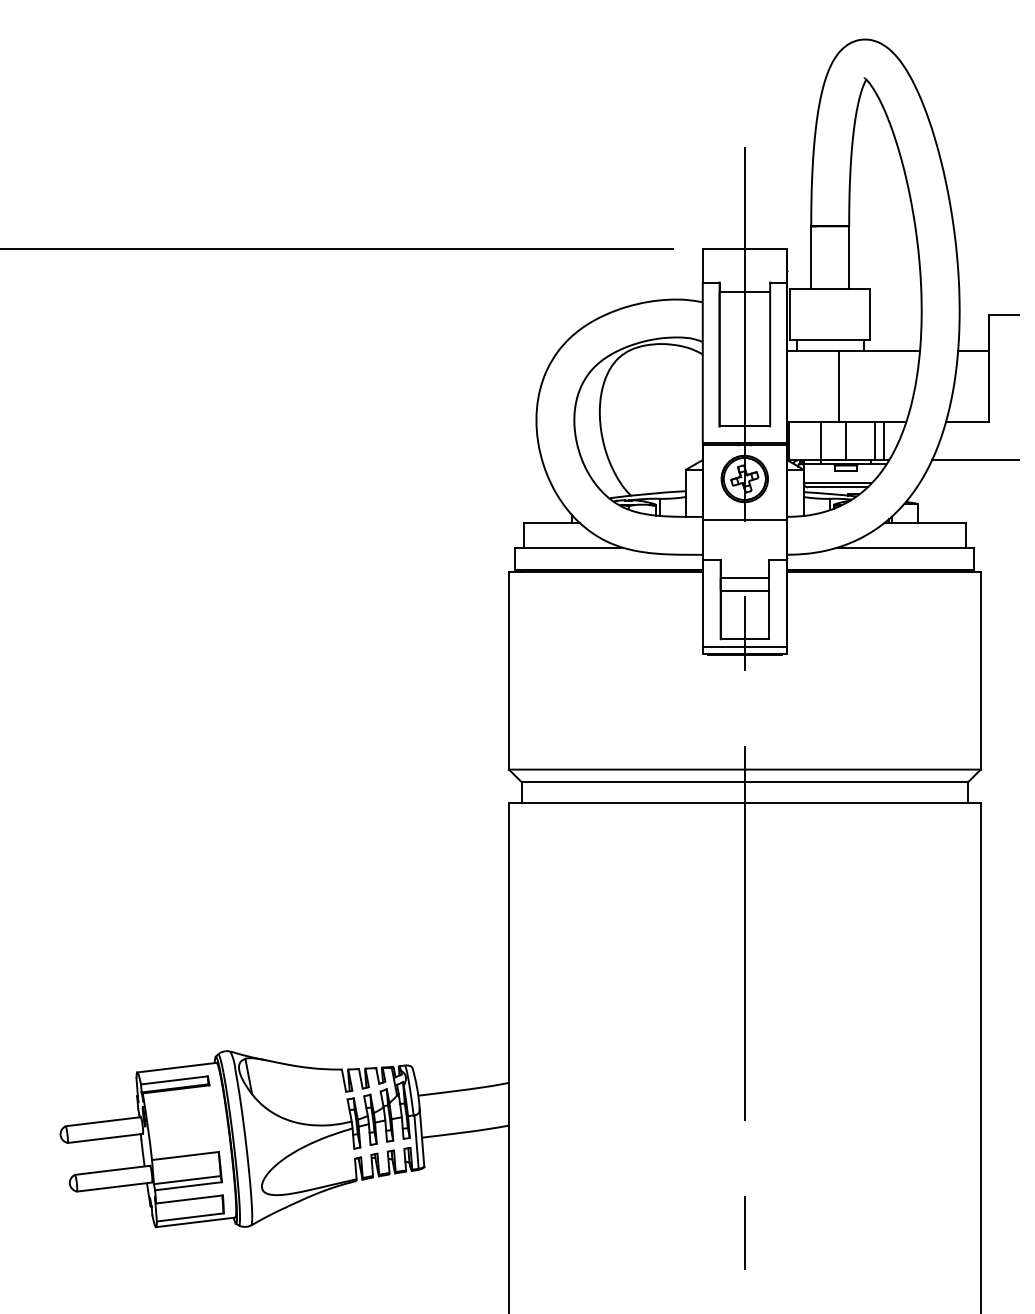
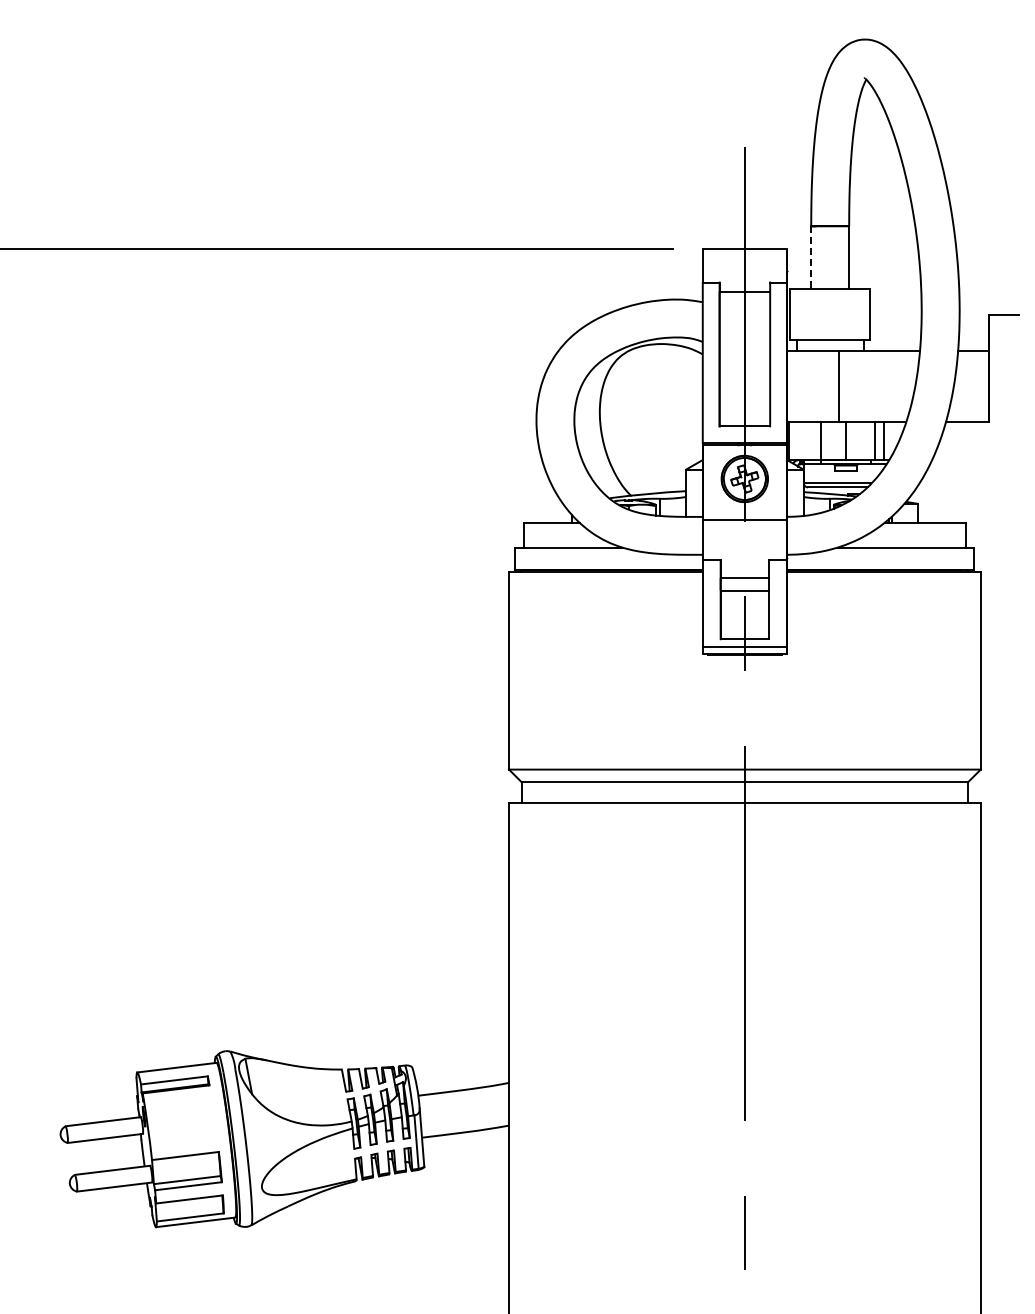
line: solid -> dashed (811, 257)
line: present -> none (975, 460)
